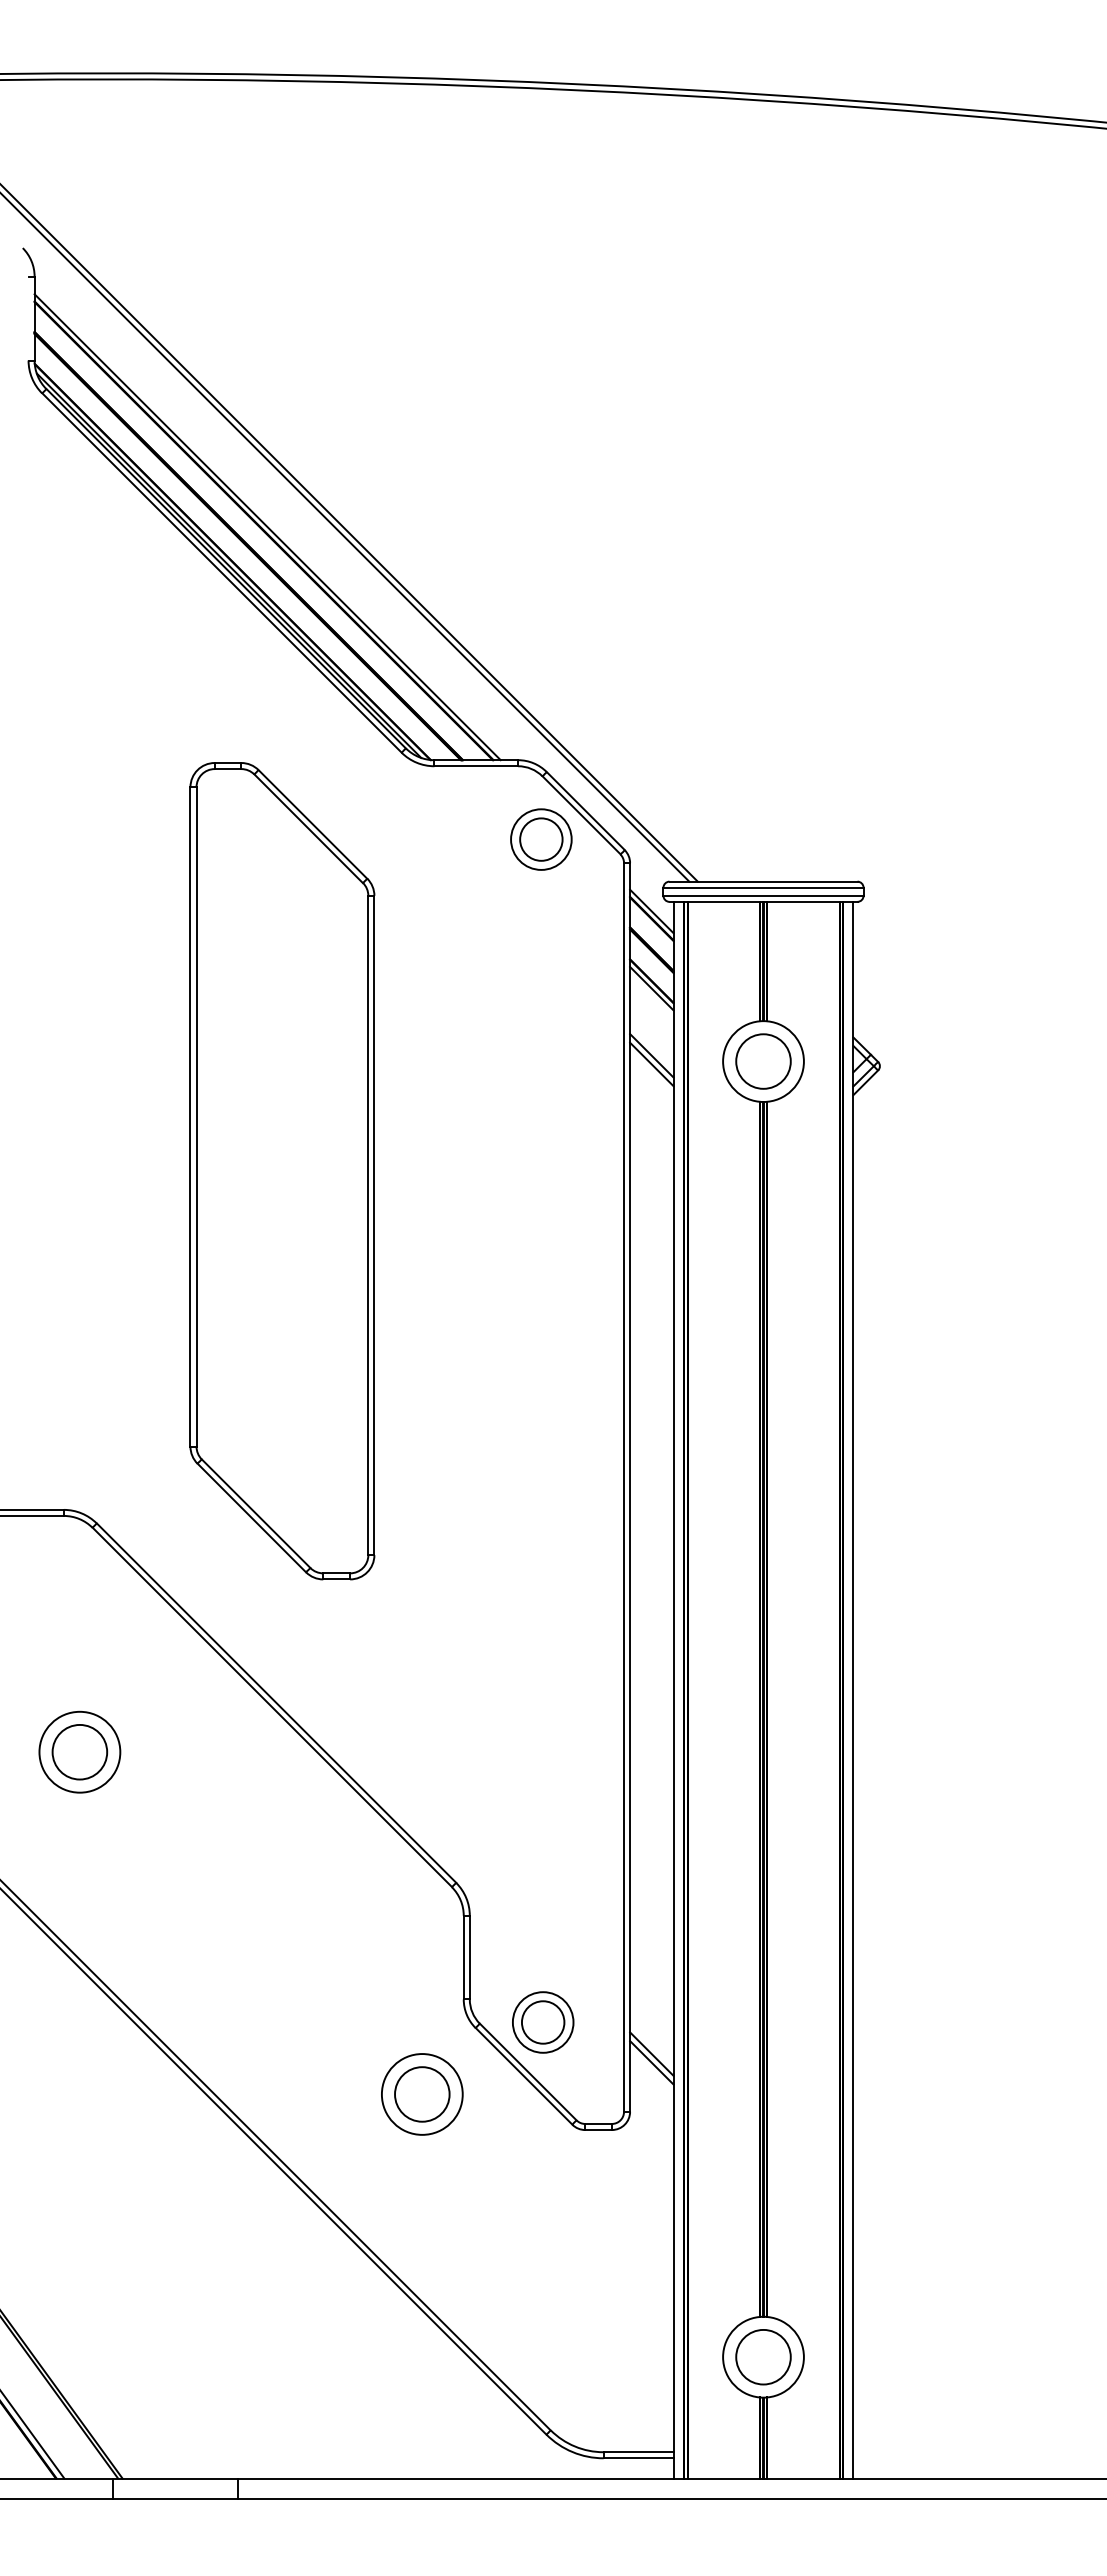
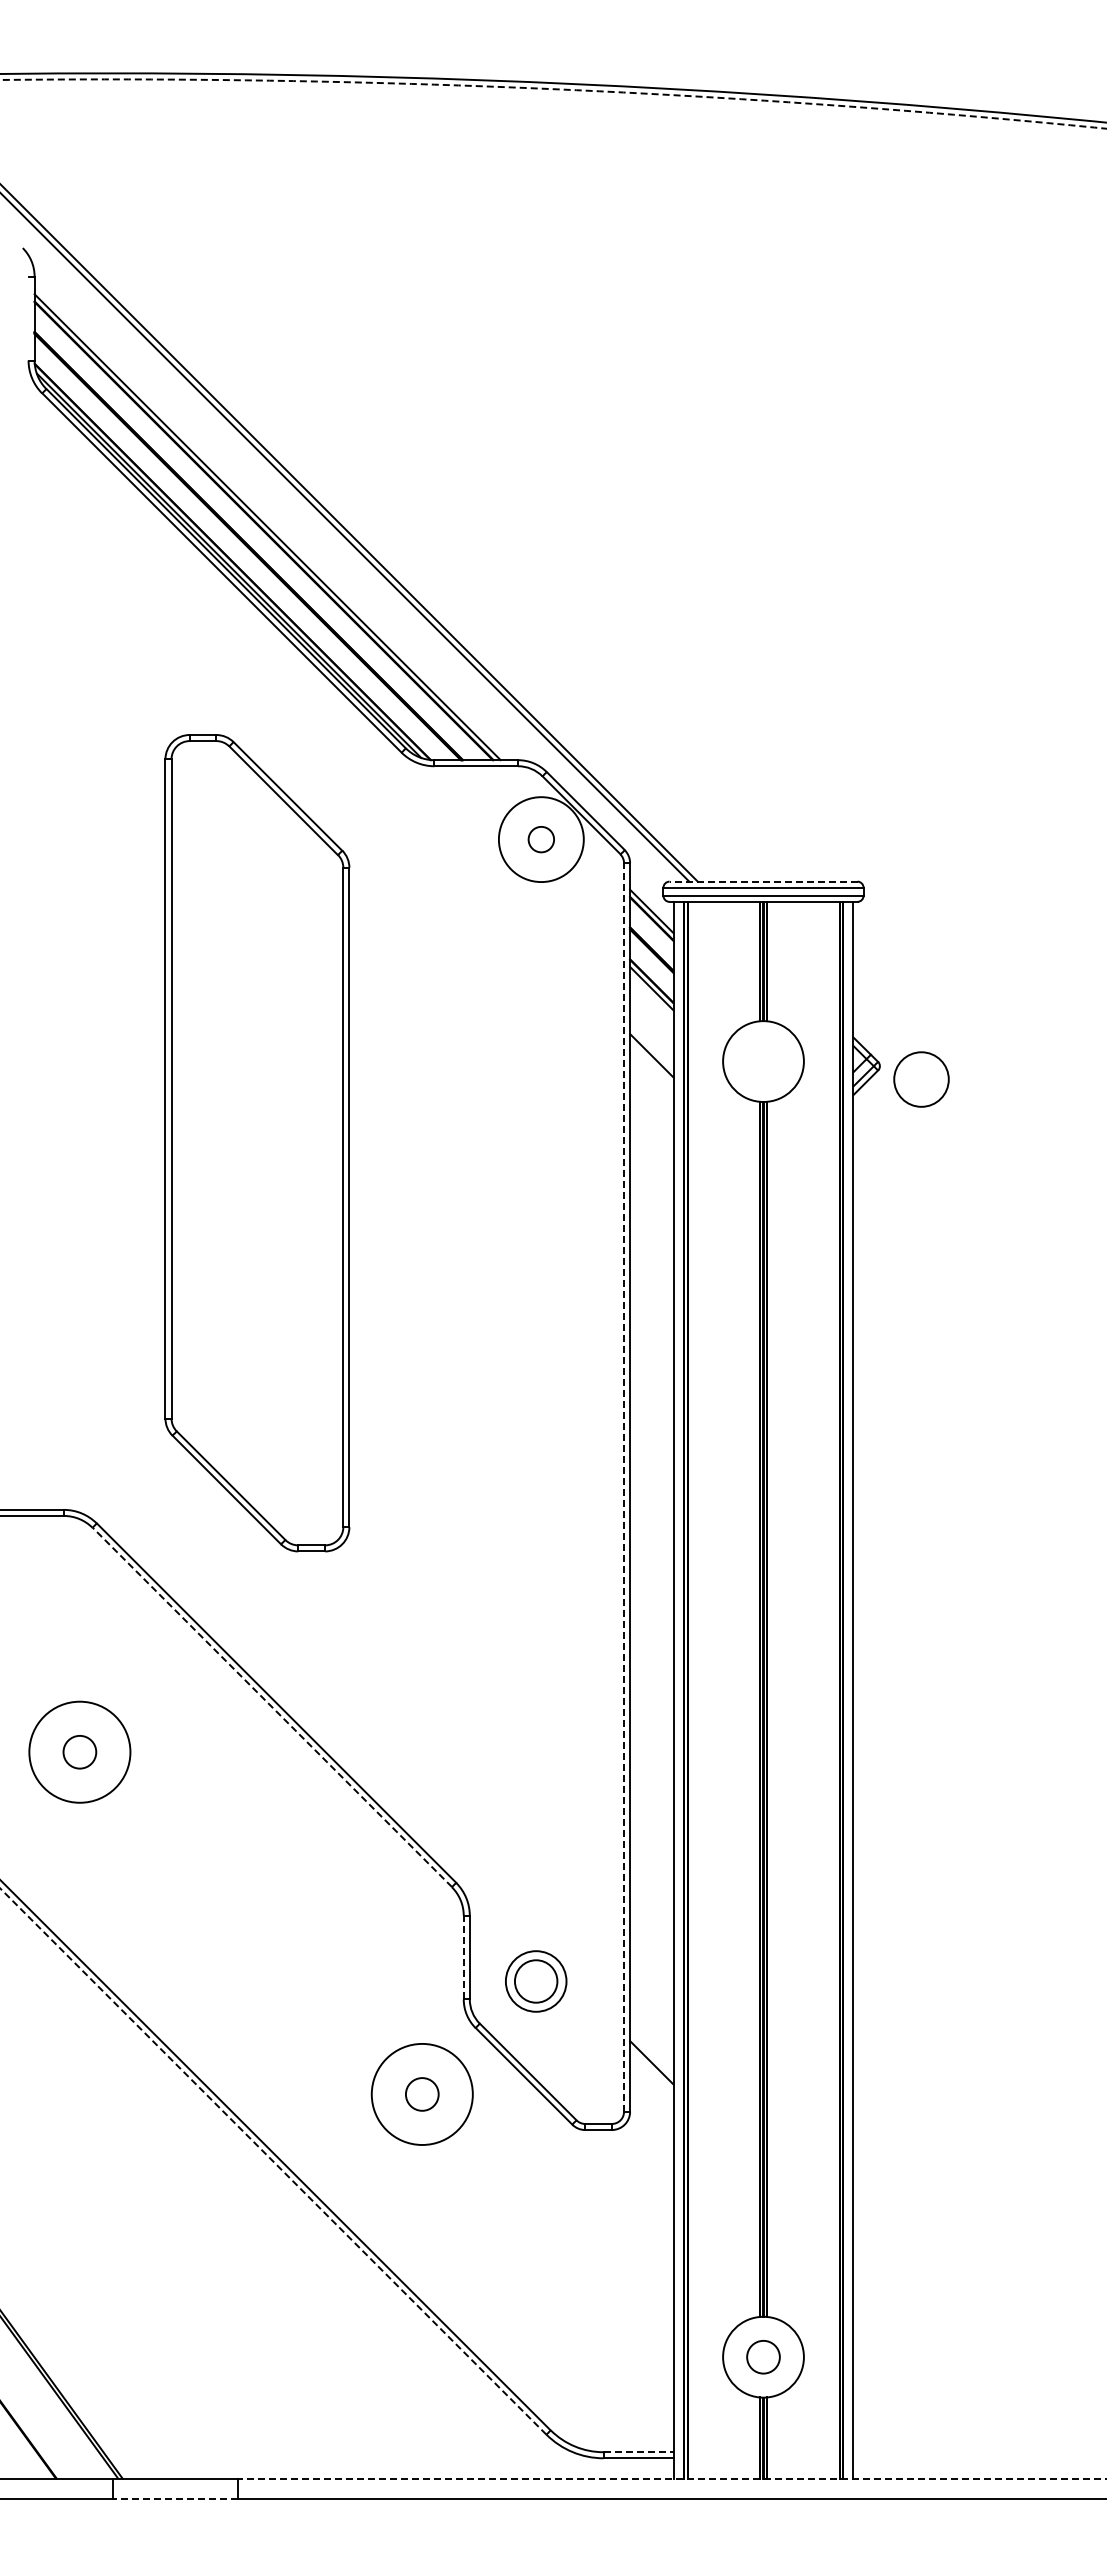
arc: solid -> dashed (553, 89)
circle diameter: 42 px -> 25 px (541, 839)
circle diameter: 61 px -> 85 px (540, 839)
line: solid -> dashed (763, 881)
circle position: (763, 1061) -> (921, 1079) (921, 1079)
line: present -> none (651, 1064)
part position: (282, 1171) -> (257, 1143) (257, 1143)
line: solid -> dashed (624, 1486)
line: solid -> dashed (271, 1707)
circle diameter: 55 px -> 33 px (79, 1751)
circle diameter: 81 px -> 101 px (79, 1751)
line: solid -> dashed (463, 1957)
part position: (543, 2022) -> (536, 1981) (536, 1981)
line: present -> none (651, 2053)
circle diameter: 81 px -> 101 px (421, 2093)
circle diameter: 55 px -> 33 px (421, 2094)
line: solid -> dashed (273, 2161)
circle diameter: 55 px -> 33 px (763, 2356)
line: present -> none (33, 2435)
line: solid -> dashed (638, 2452)
line: solid -> dashed (671, 2478)
line: solid -> dashed (175, 2498)
